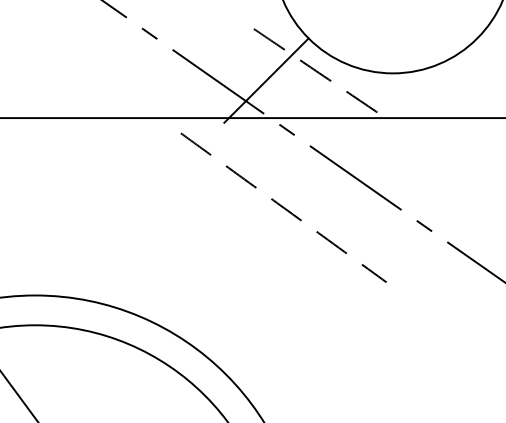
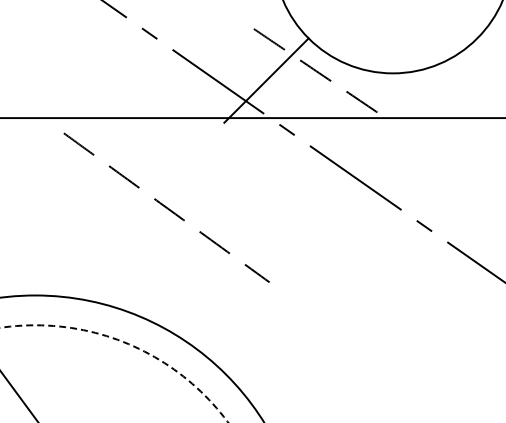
curve position: (283, 207) -> (166, 207) (166, 207)
circle: solid -> dashed (114, 373)
